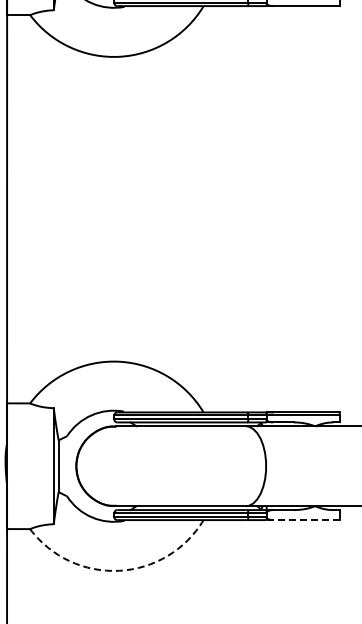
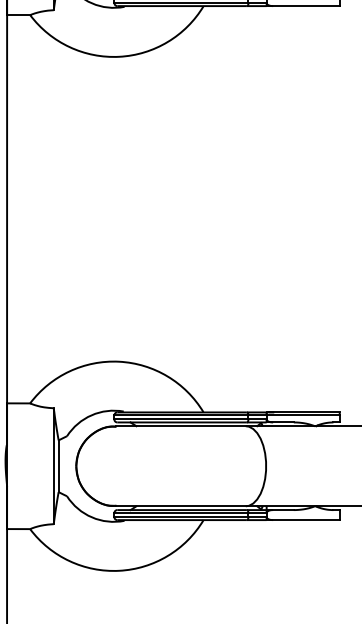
line: dashed -> solid (303, 520)
arc: dashed -> solid (119, 570)
